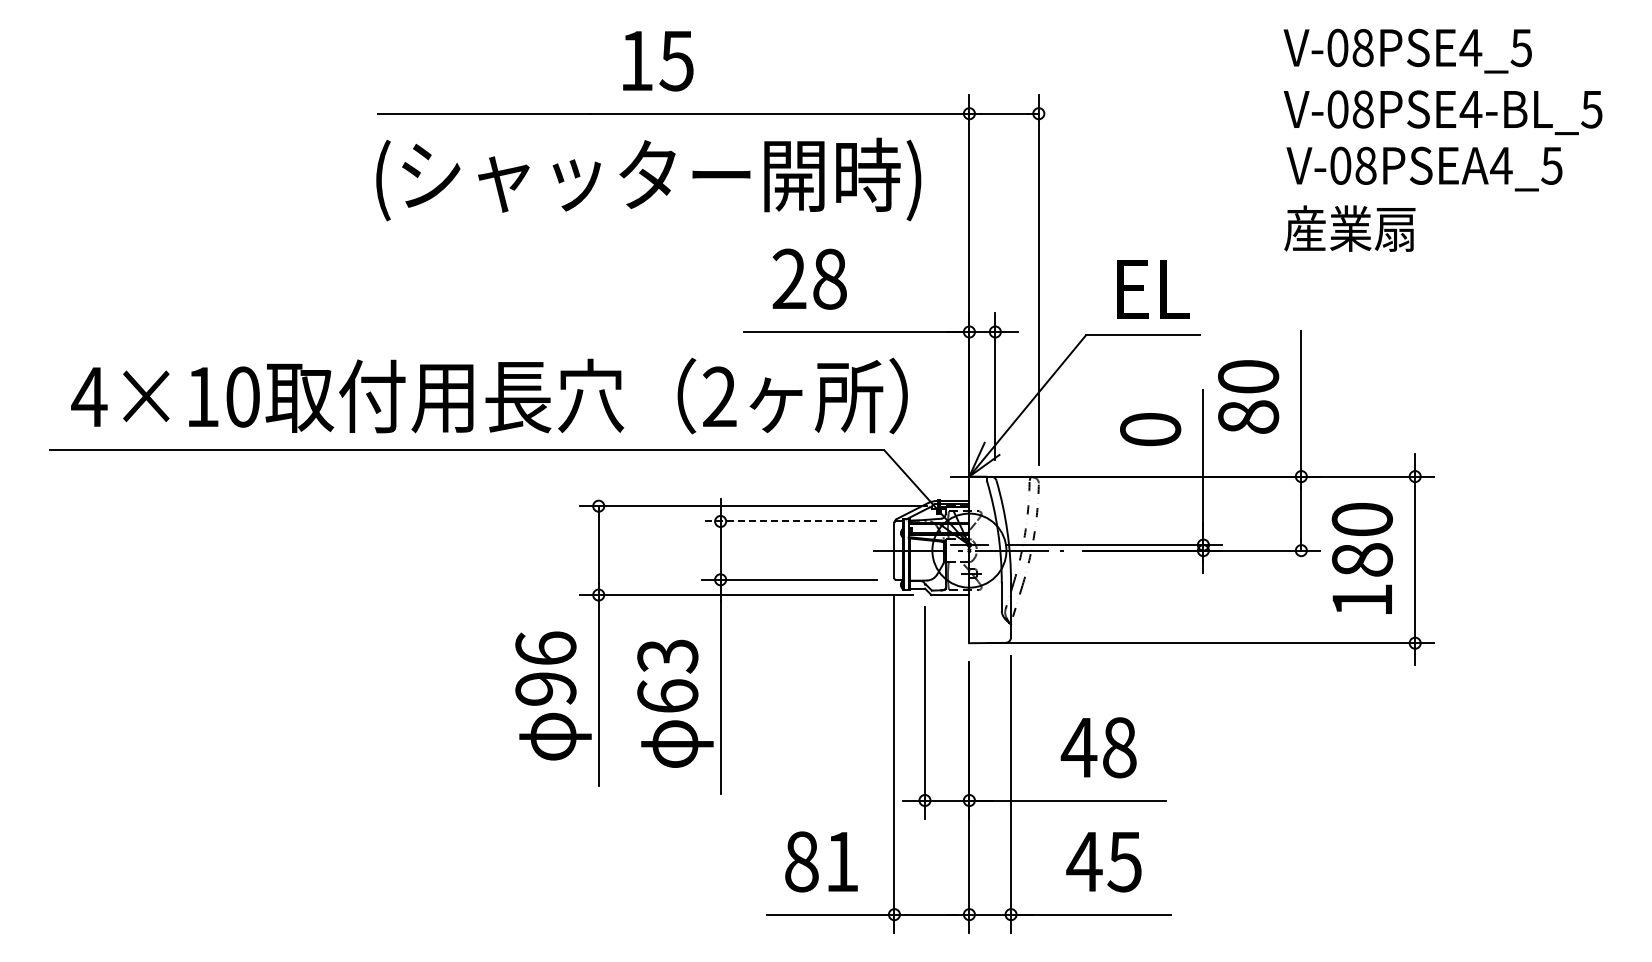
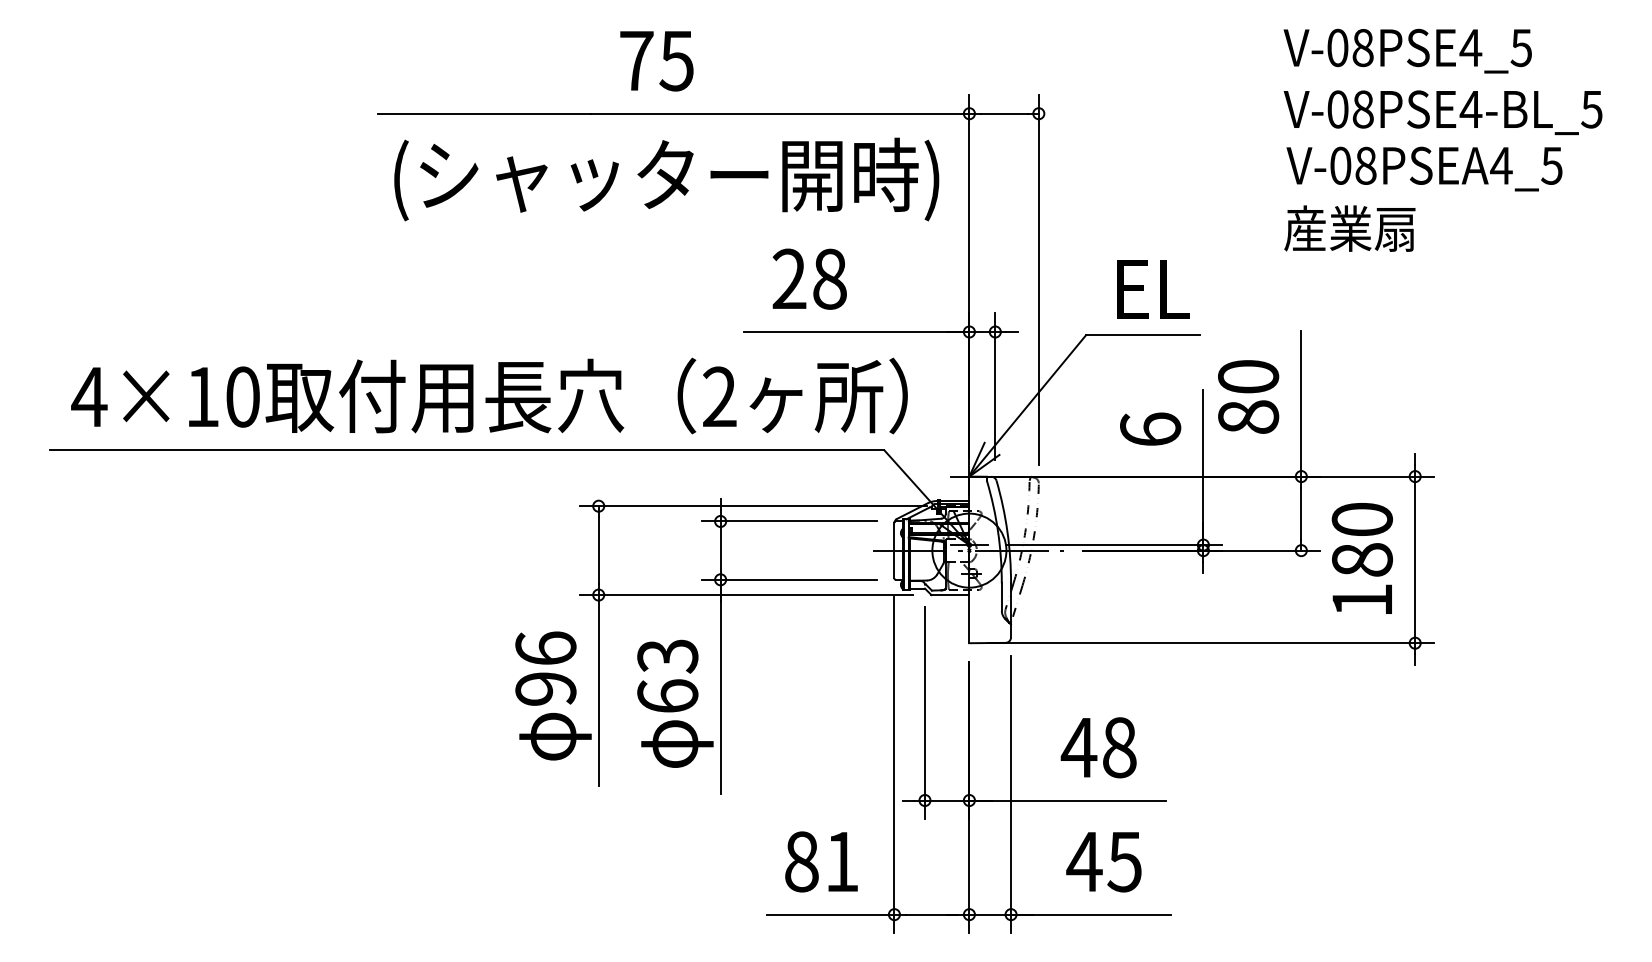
text: 15 -> 75 (636, 60)
text position: (648, 179) -> (666, 179) (666, 179)
text: 0 -> 6 (1150, 429)
line: dashed -> solid (789, 521)
